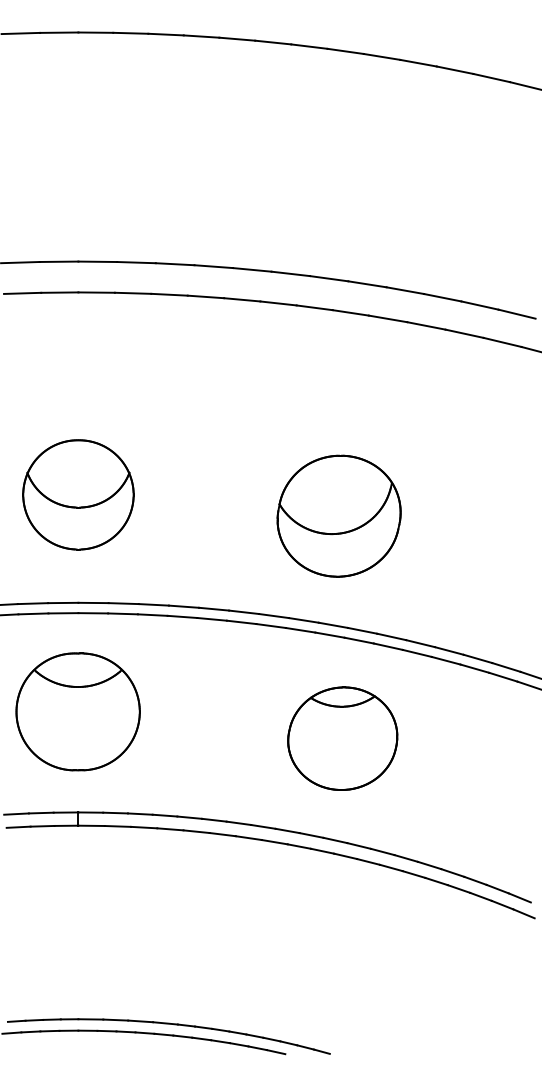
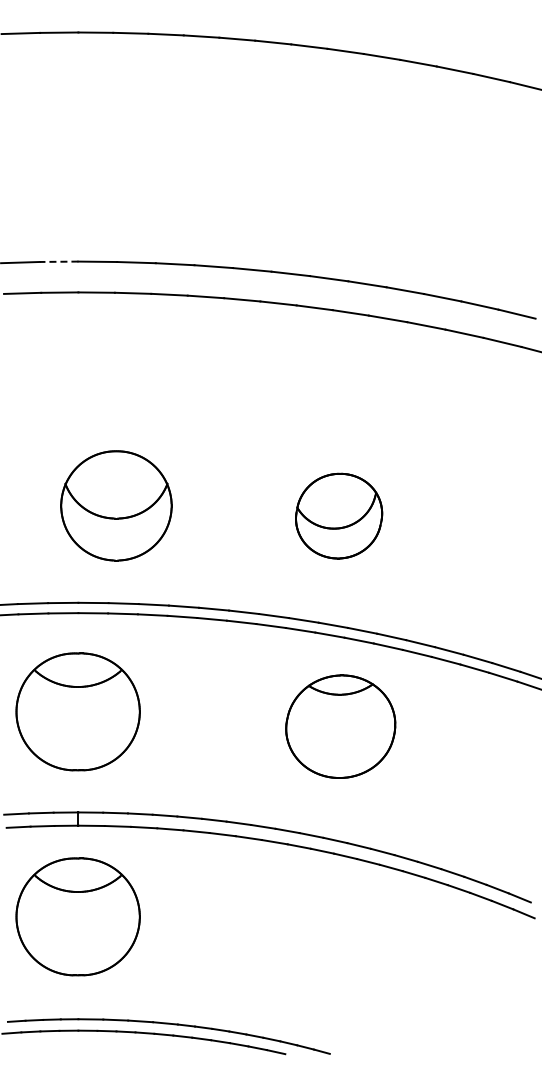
line: solid -> dashed (58, 261)
part position: (78, 494) -> (116, 505) (116, 505)
part size: 126x124 px -> 89x88 px (339, 515)
part position: (342, 738) -> (340, 726) (340, 726)
part: none -> present (77, 916)
